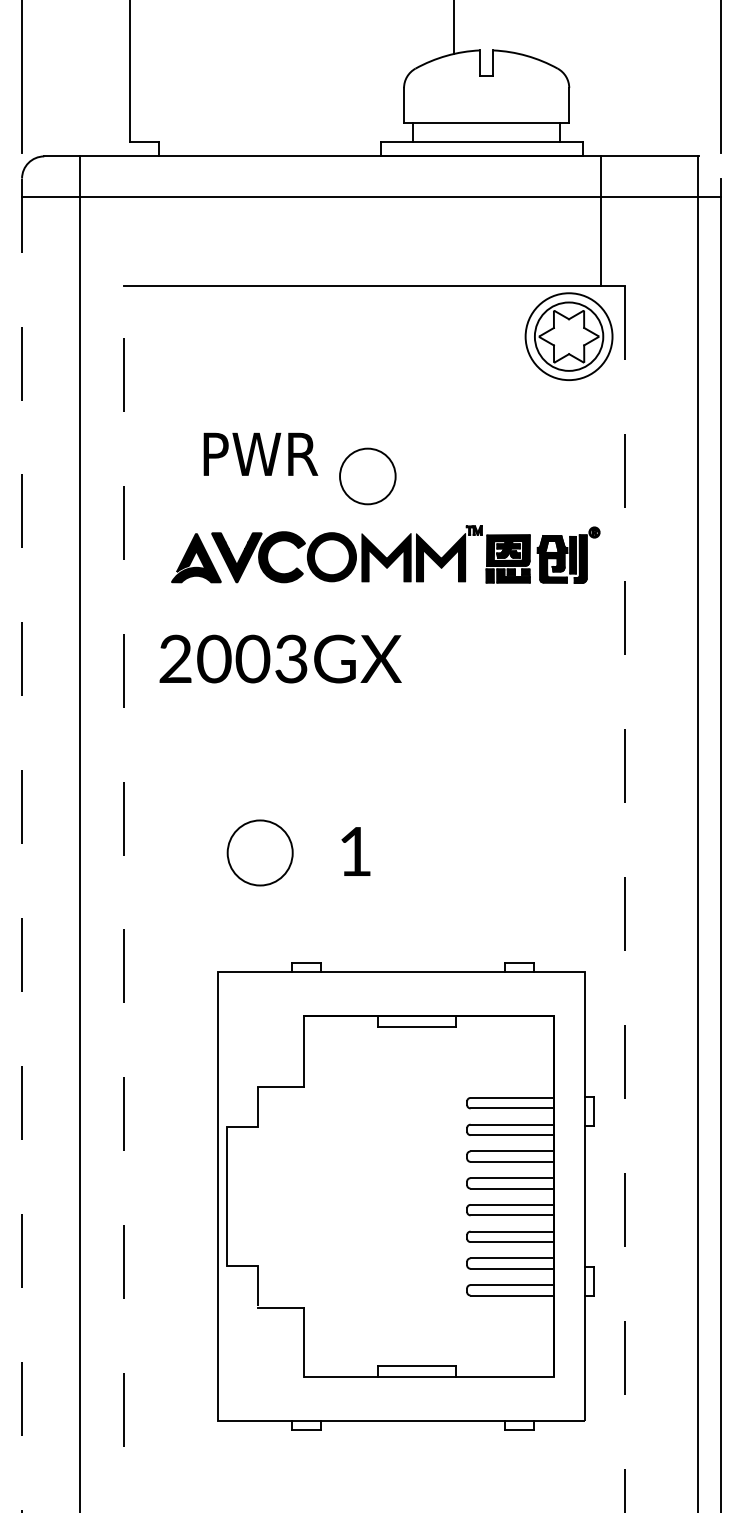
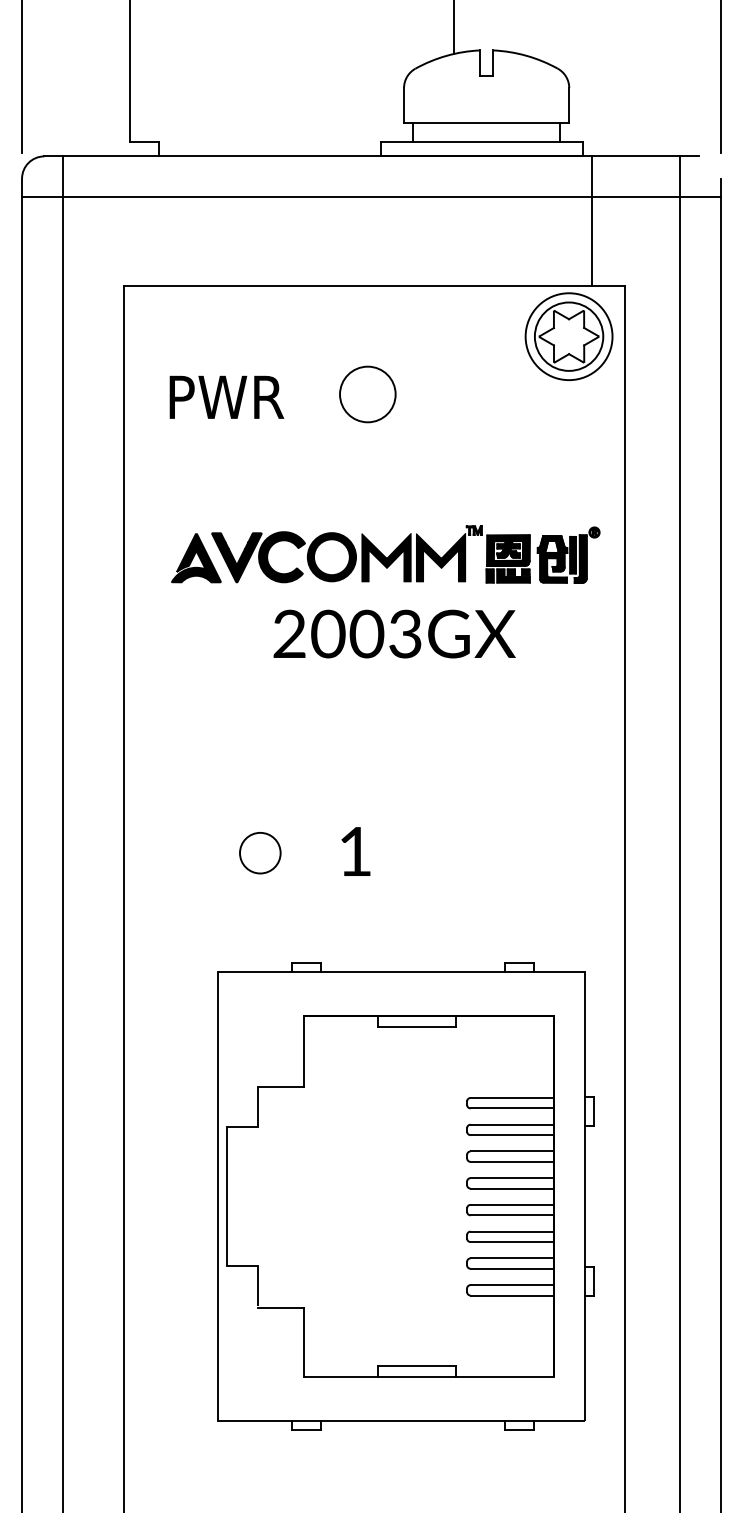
line position: (601, 220) -> (592, 220) (592, 220)
text position: (260, 453) -> (226, 396) (226, 396)
circle position: (367, 476) -> (367, 394) (367, 394)
text position: (280, 658) -> (394, 633) (394, 633)
line position: (79, 832) -> (62, 832) (62, 832)
line position: (698, 832) -> (680, 832) (680, 832)
line: dashed -> solid (22, 845)
circle size: 68x68 px -> 43x43 px (260, 853)
line: dashed -> solid (124, 898)
line: dashed -> solid (625, 899)
